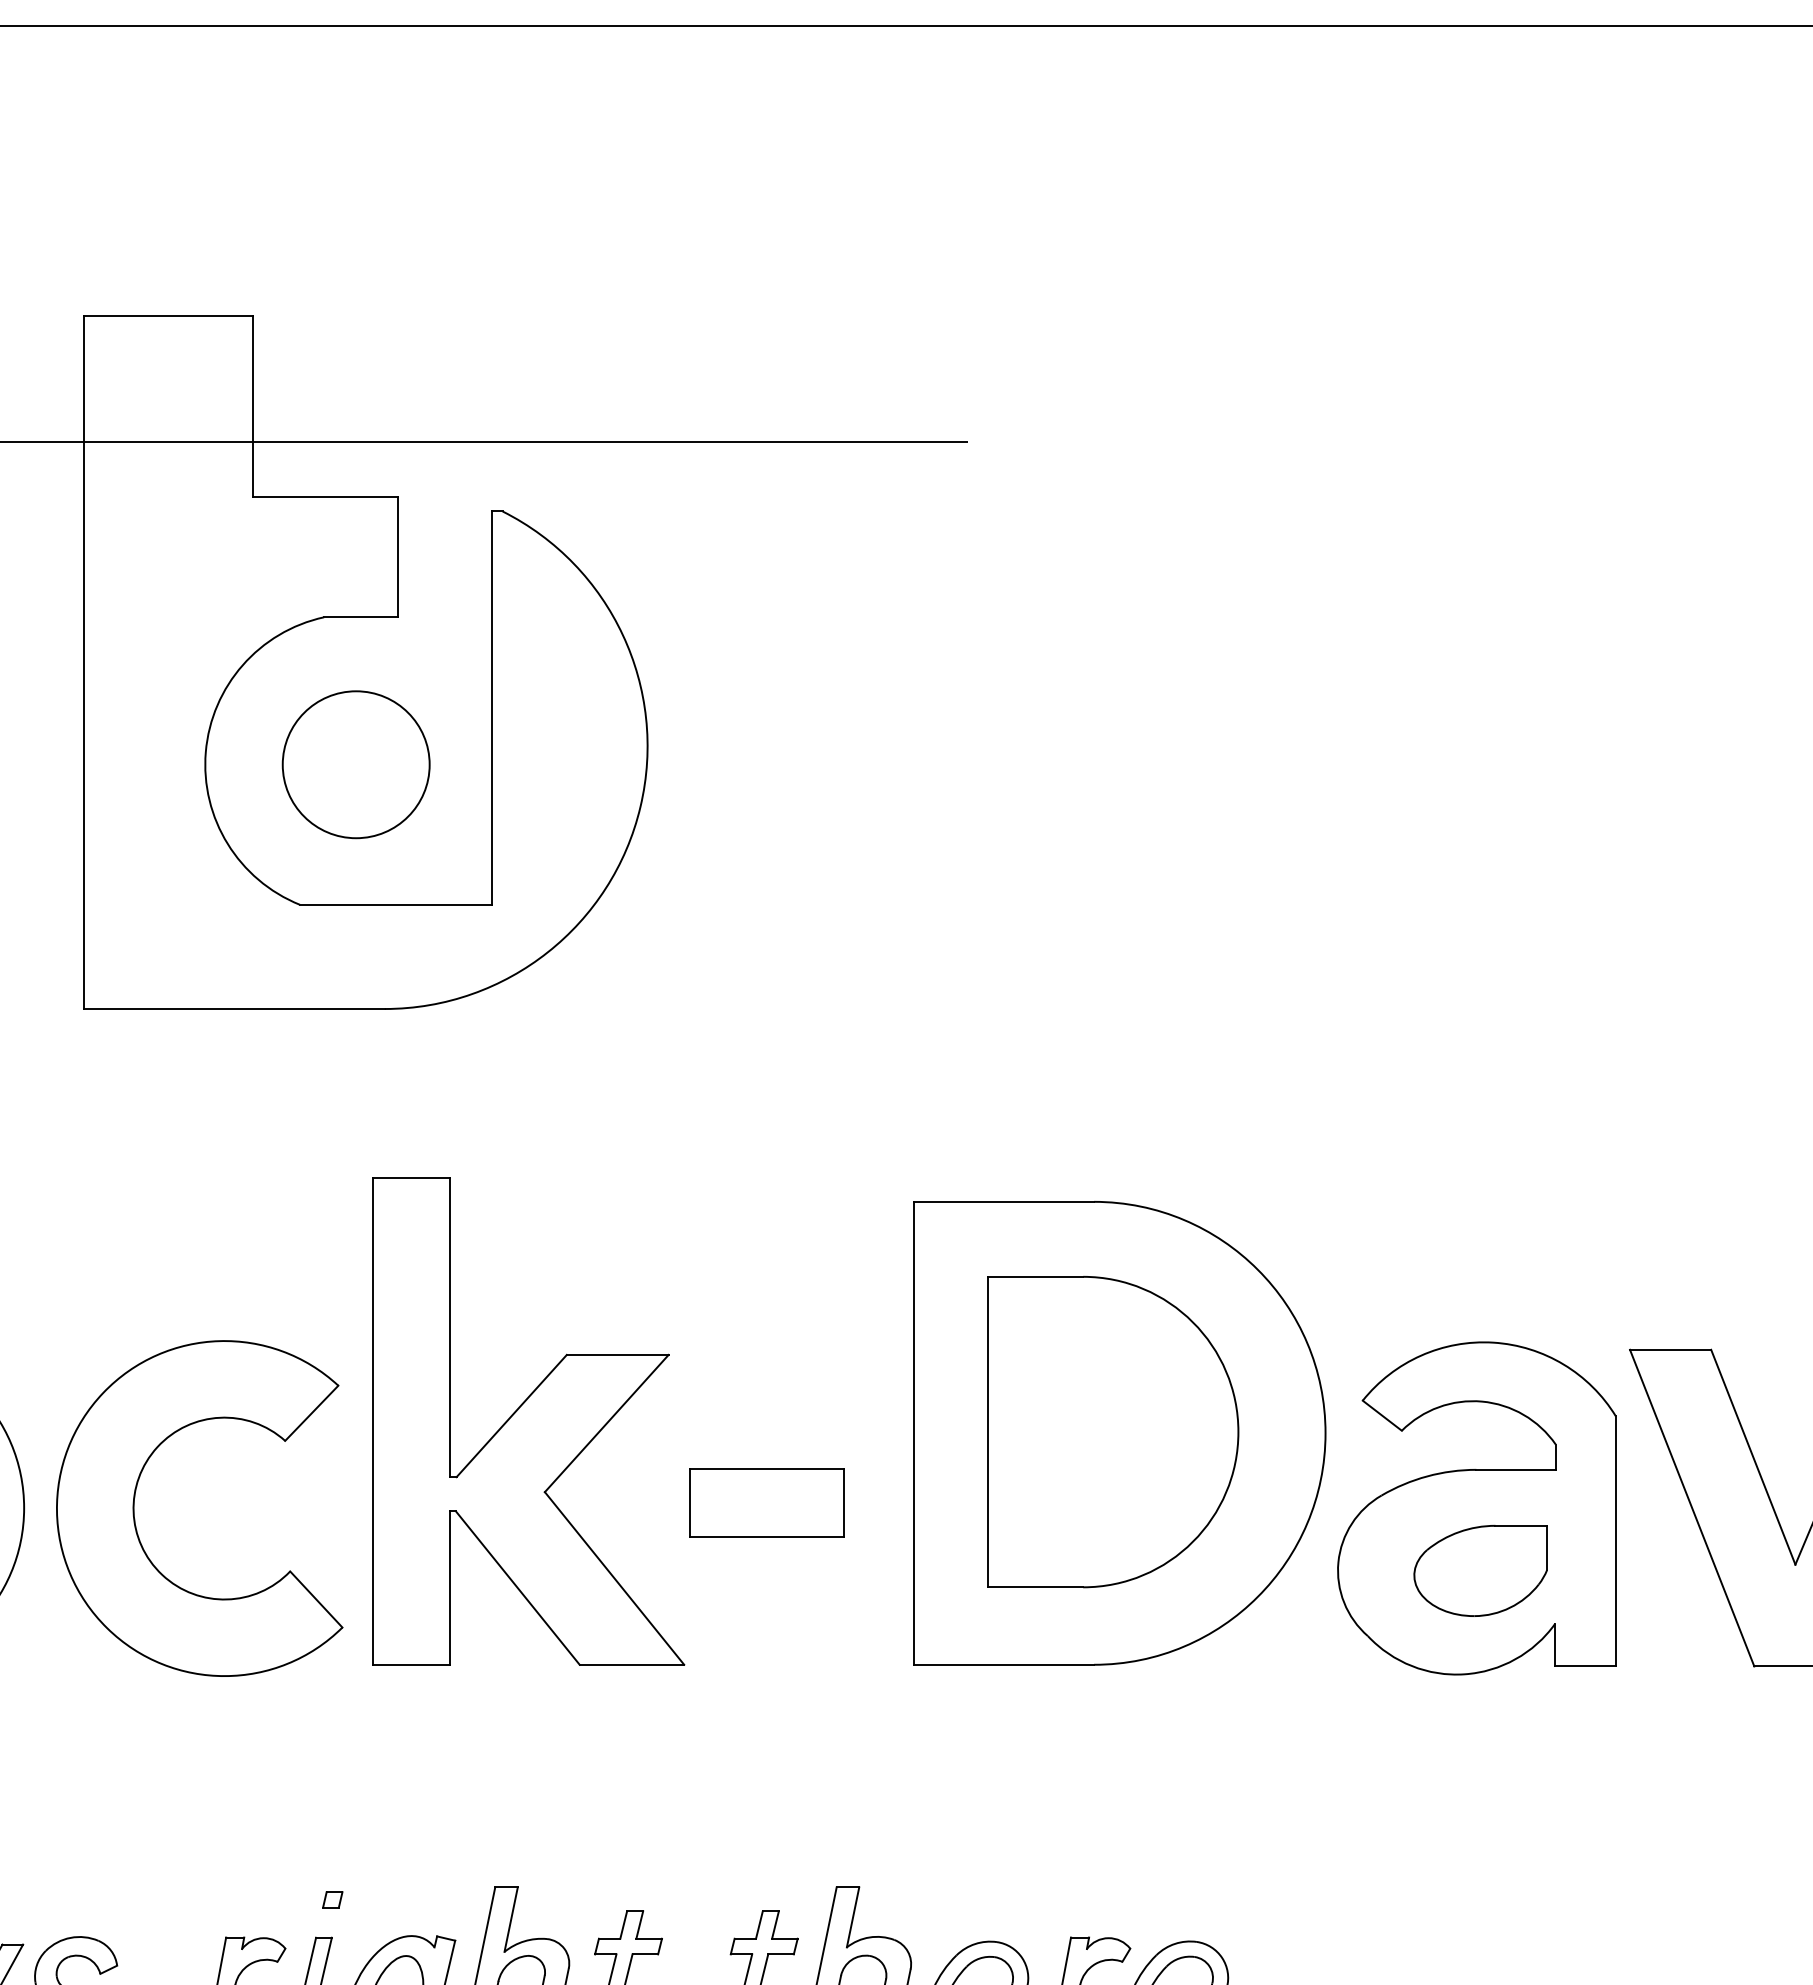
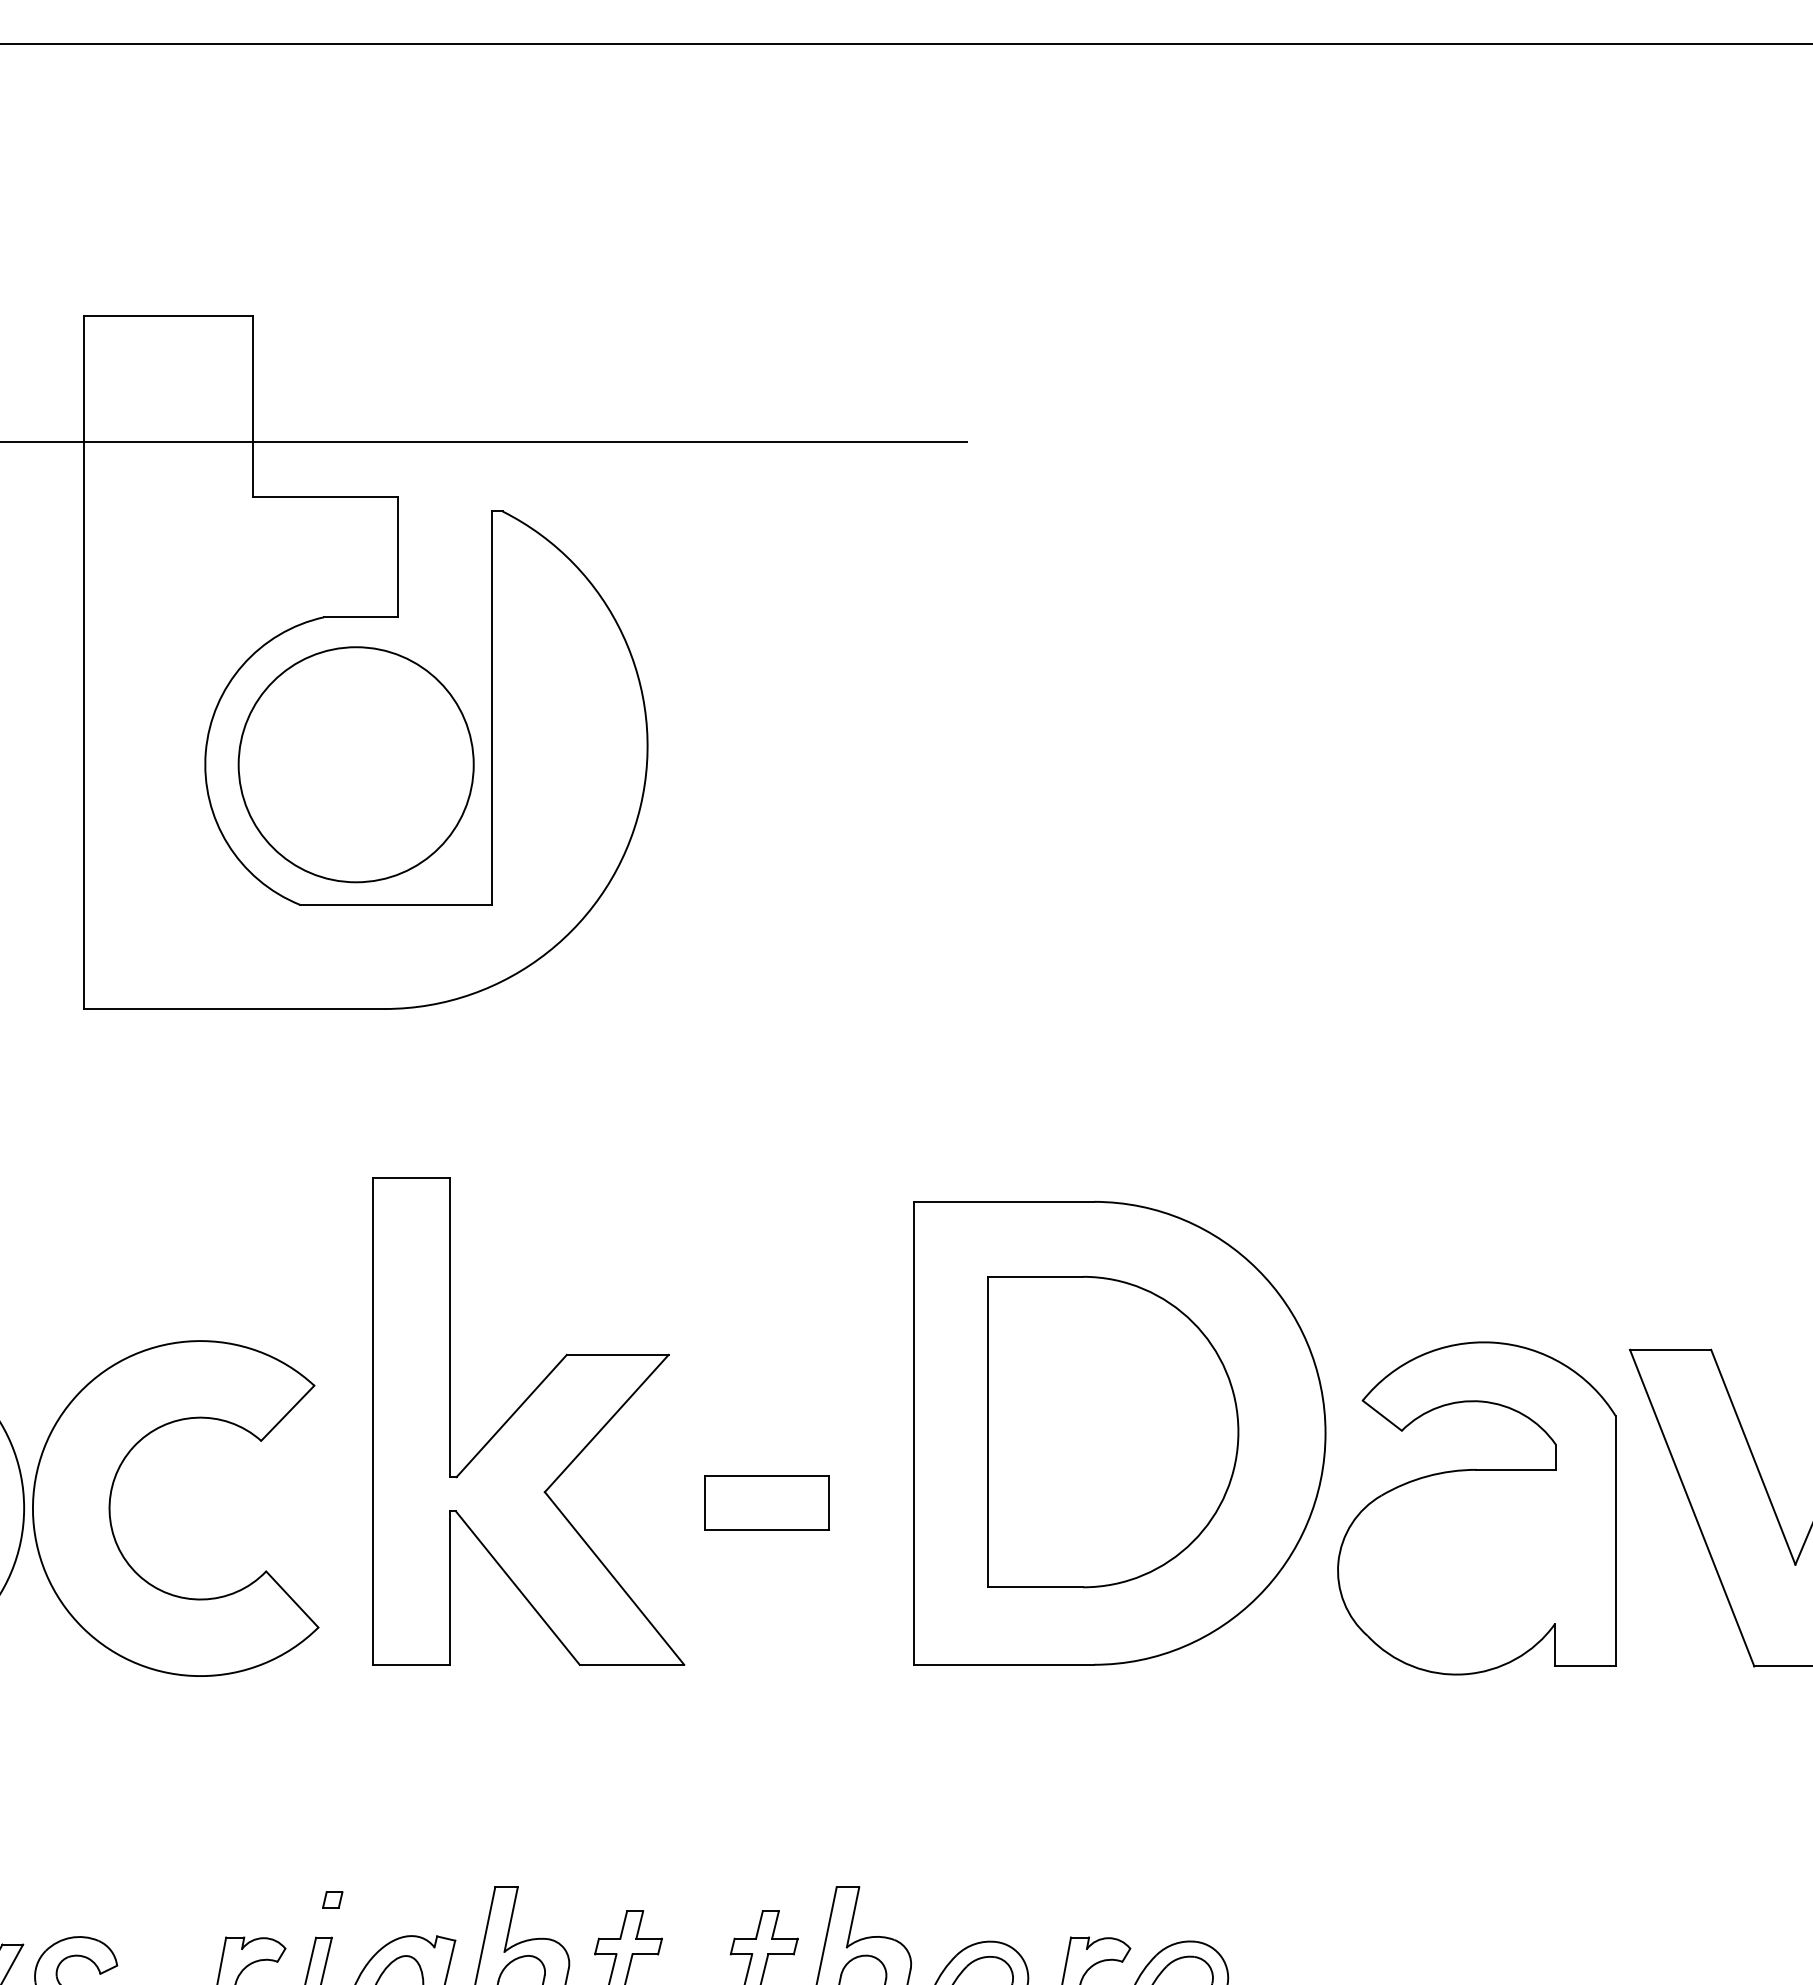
line position: (905, 26) -> (905, 44) (905, 44)
circle diameter: 147 px -> 235 px (355, 764)
part position: (135, 1497) -> (111, 1497) (111, 1497)
part size: 156x70 px -> 126x56 px (766, 1502)
part: present -> none (1480, 1570)
